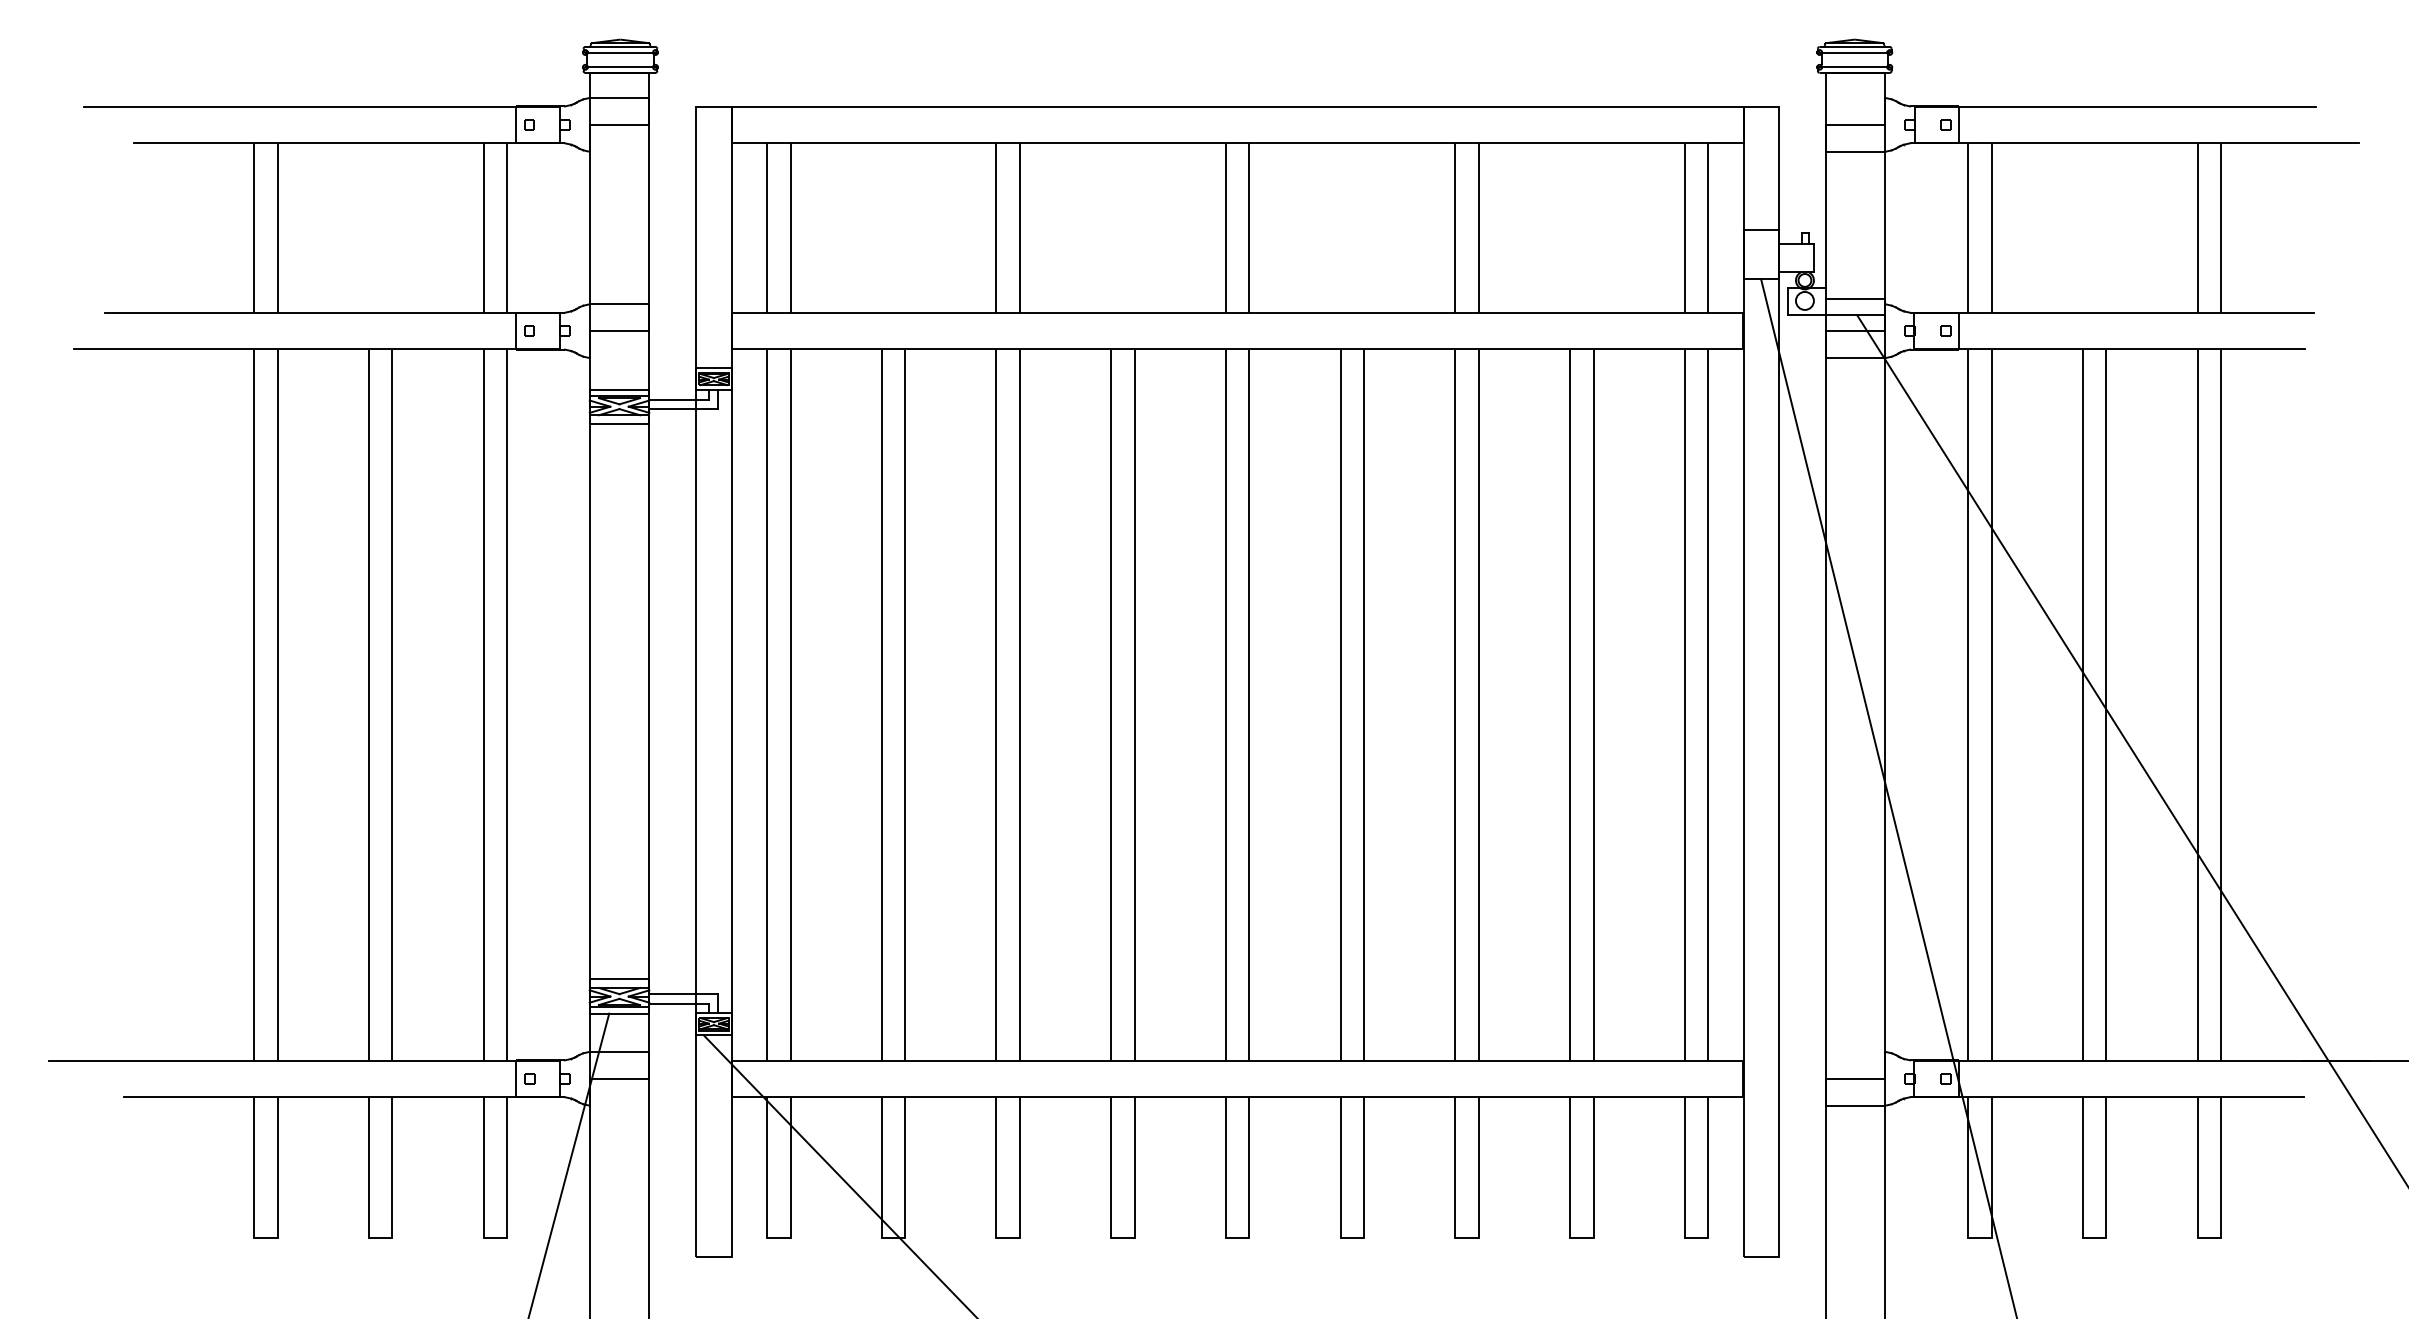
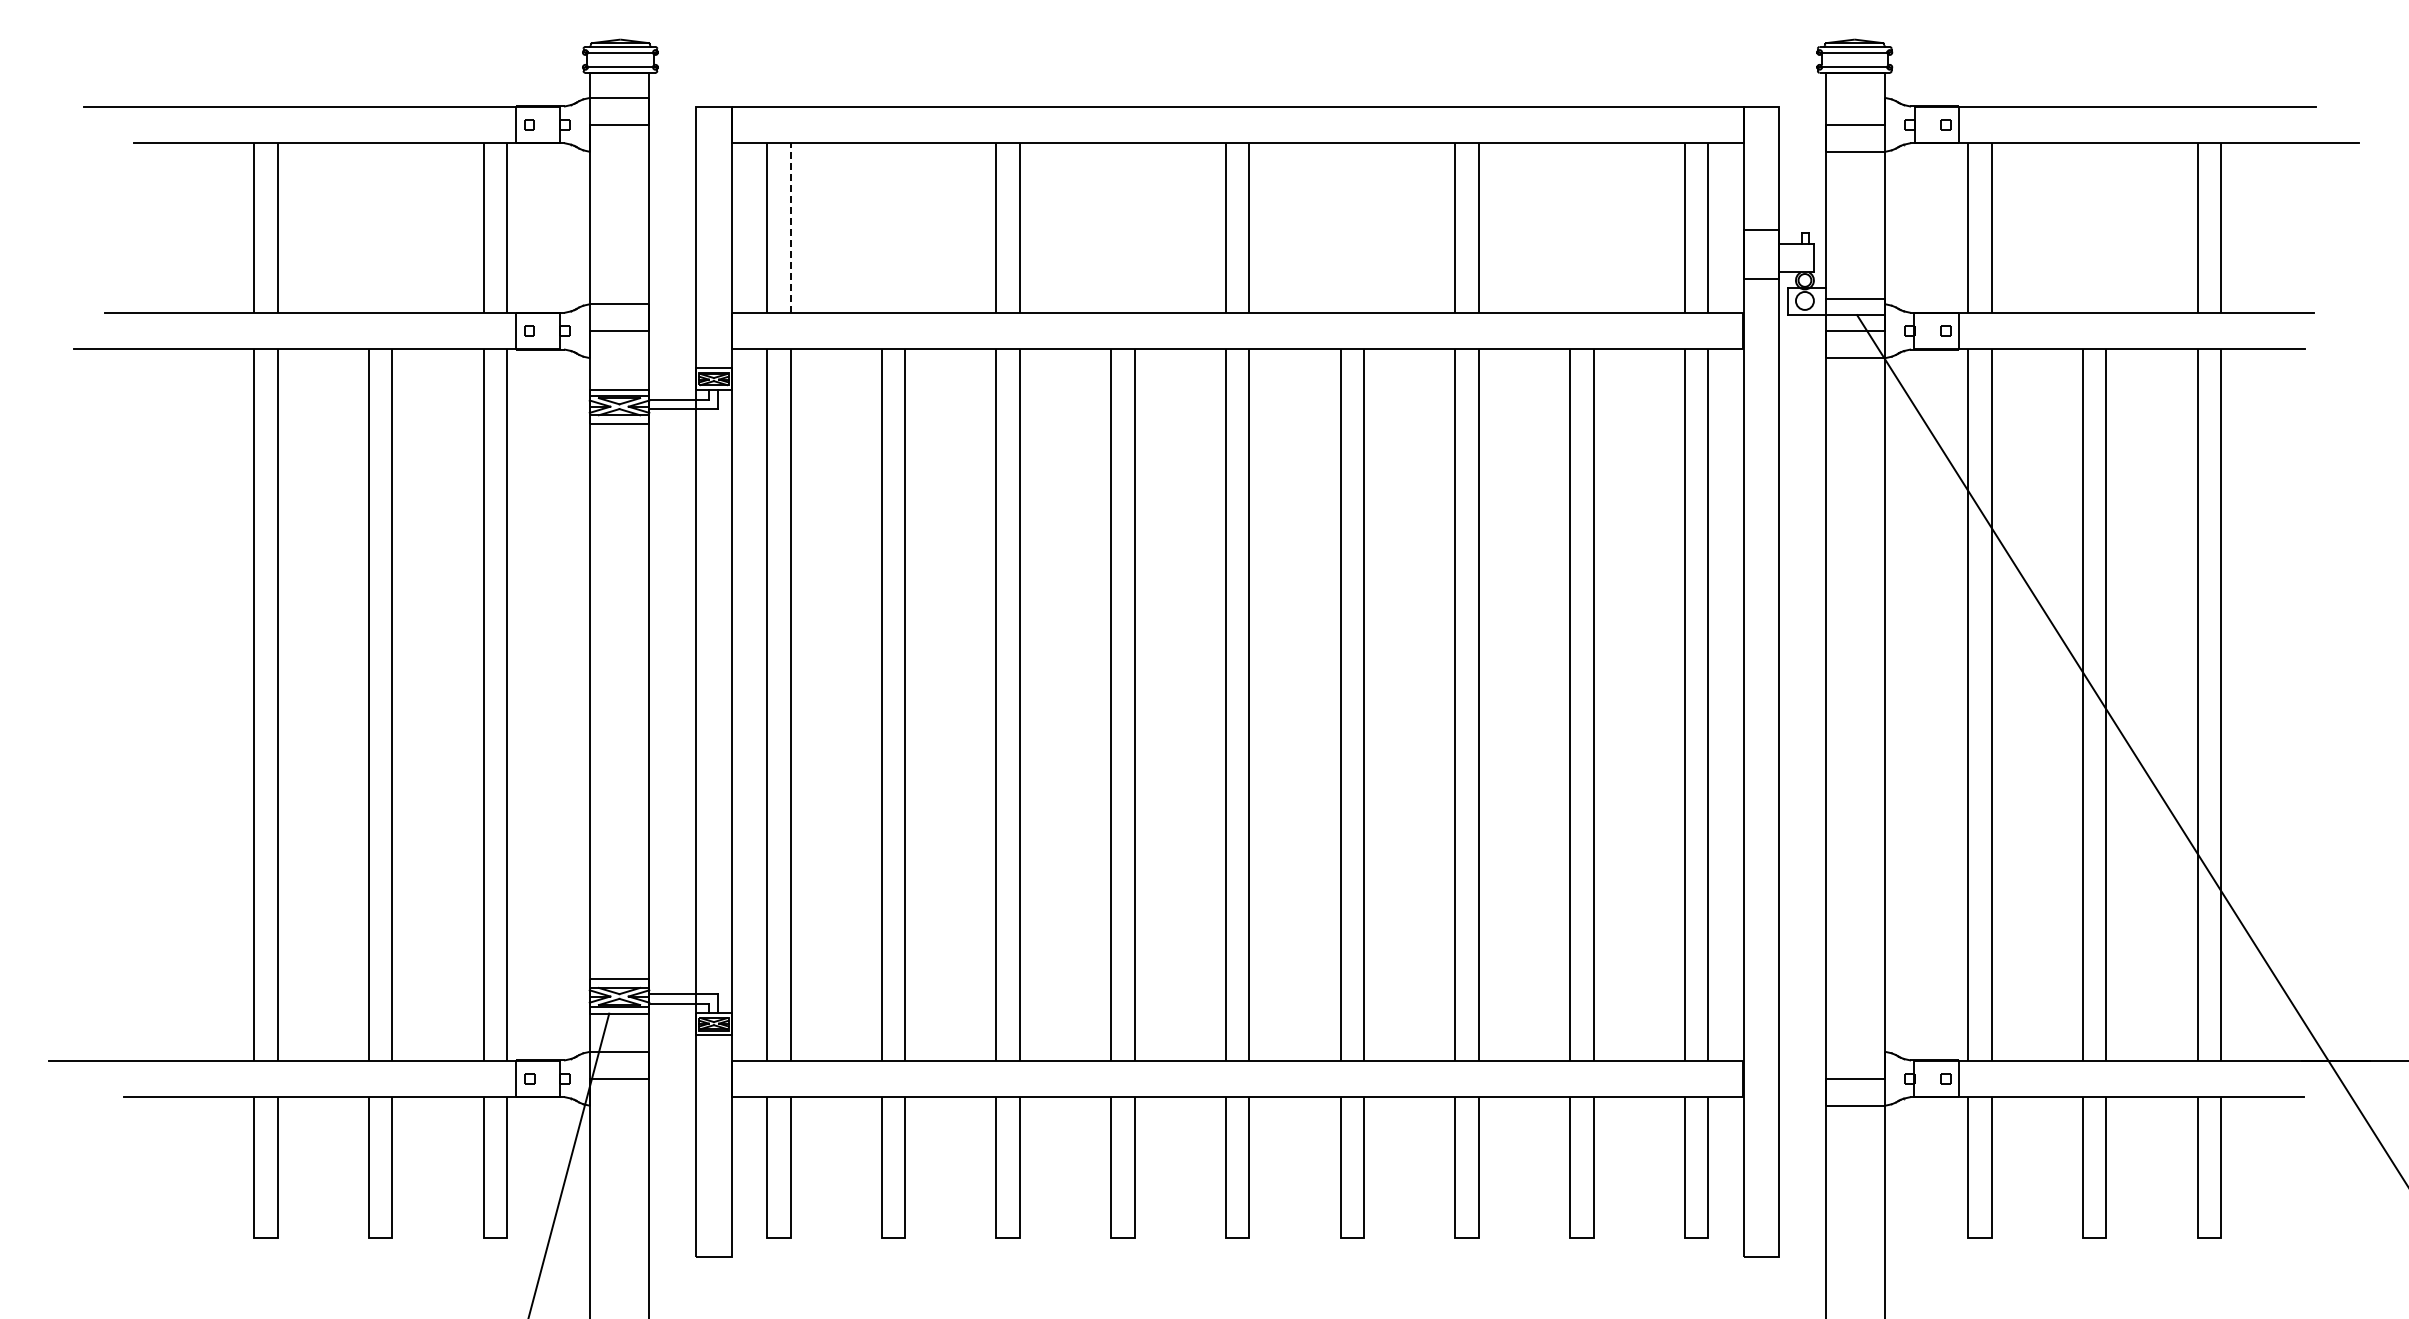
line: solid -> dashed (790, 227)
line: present -> none (1888, 797)
line: present -> none (838, 1175)
